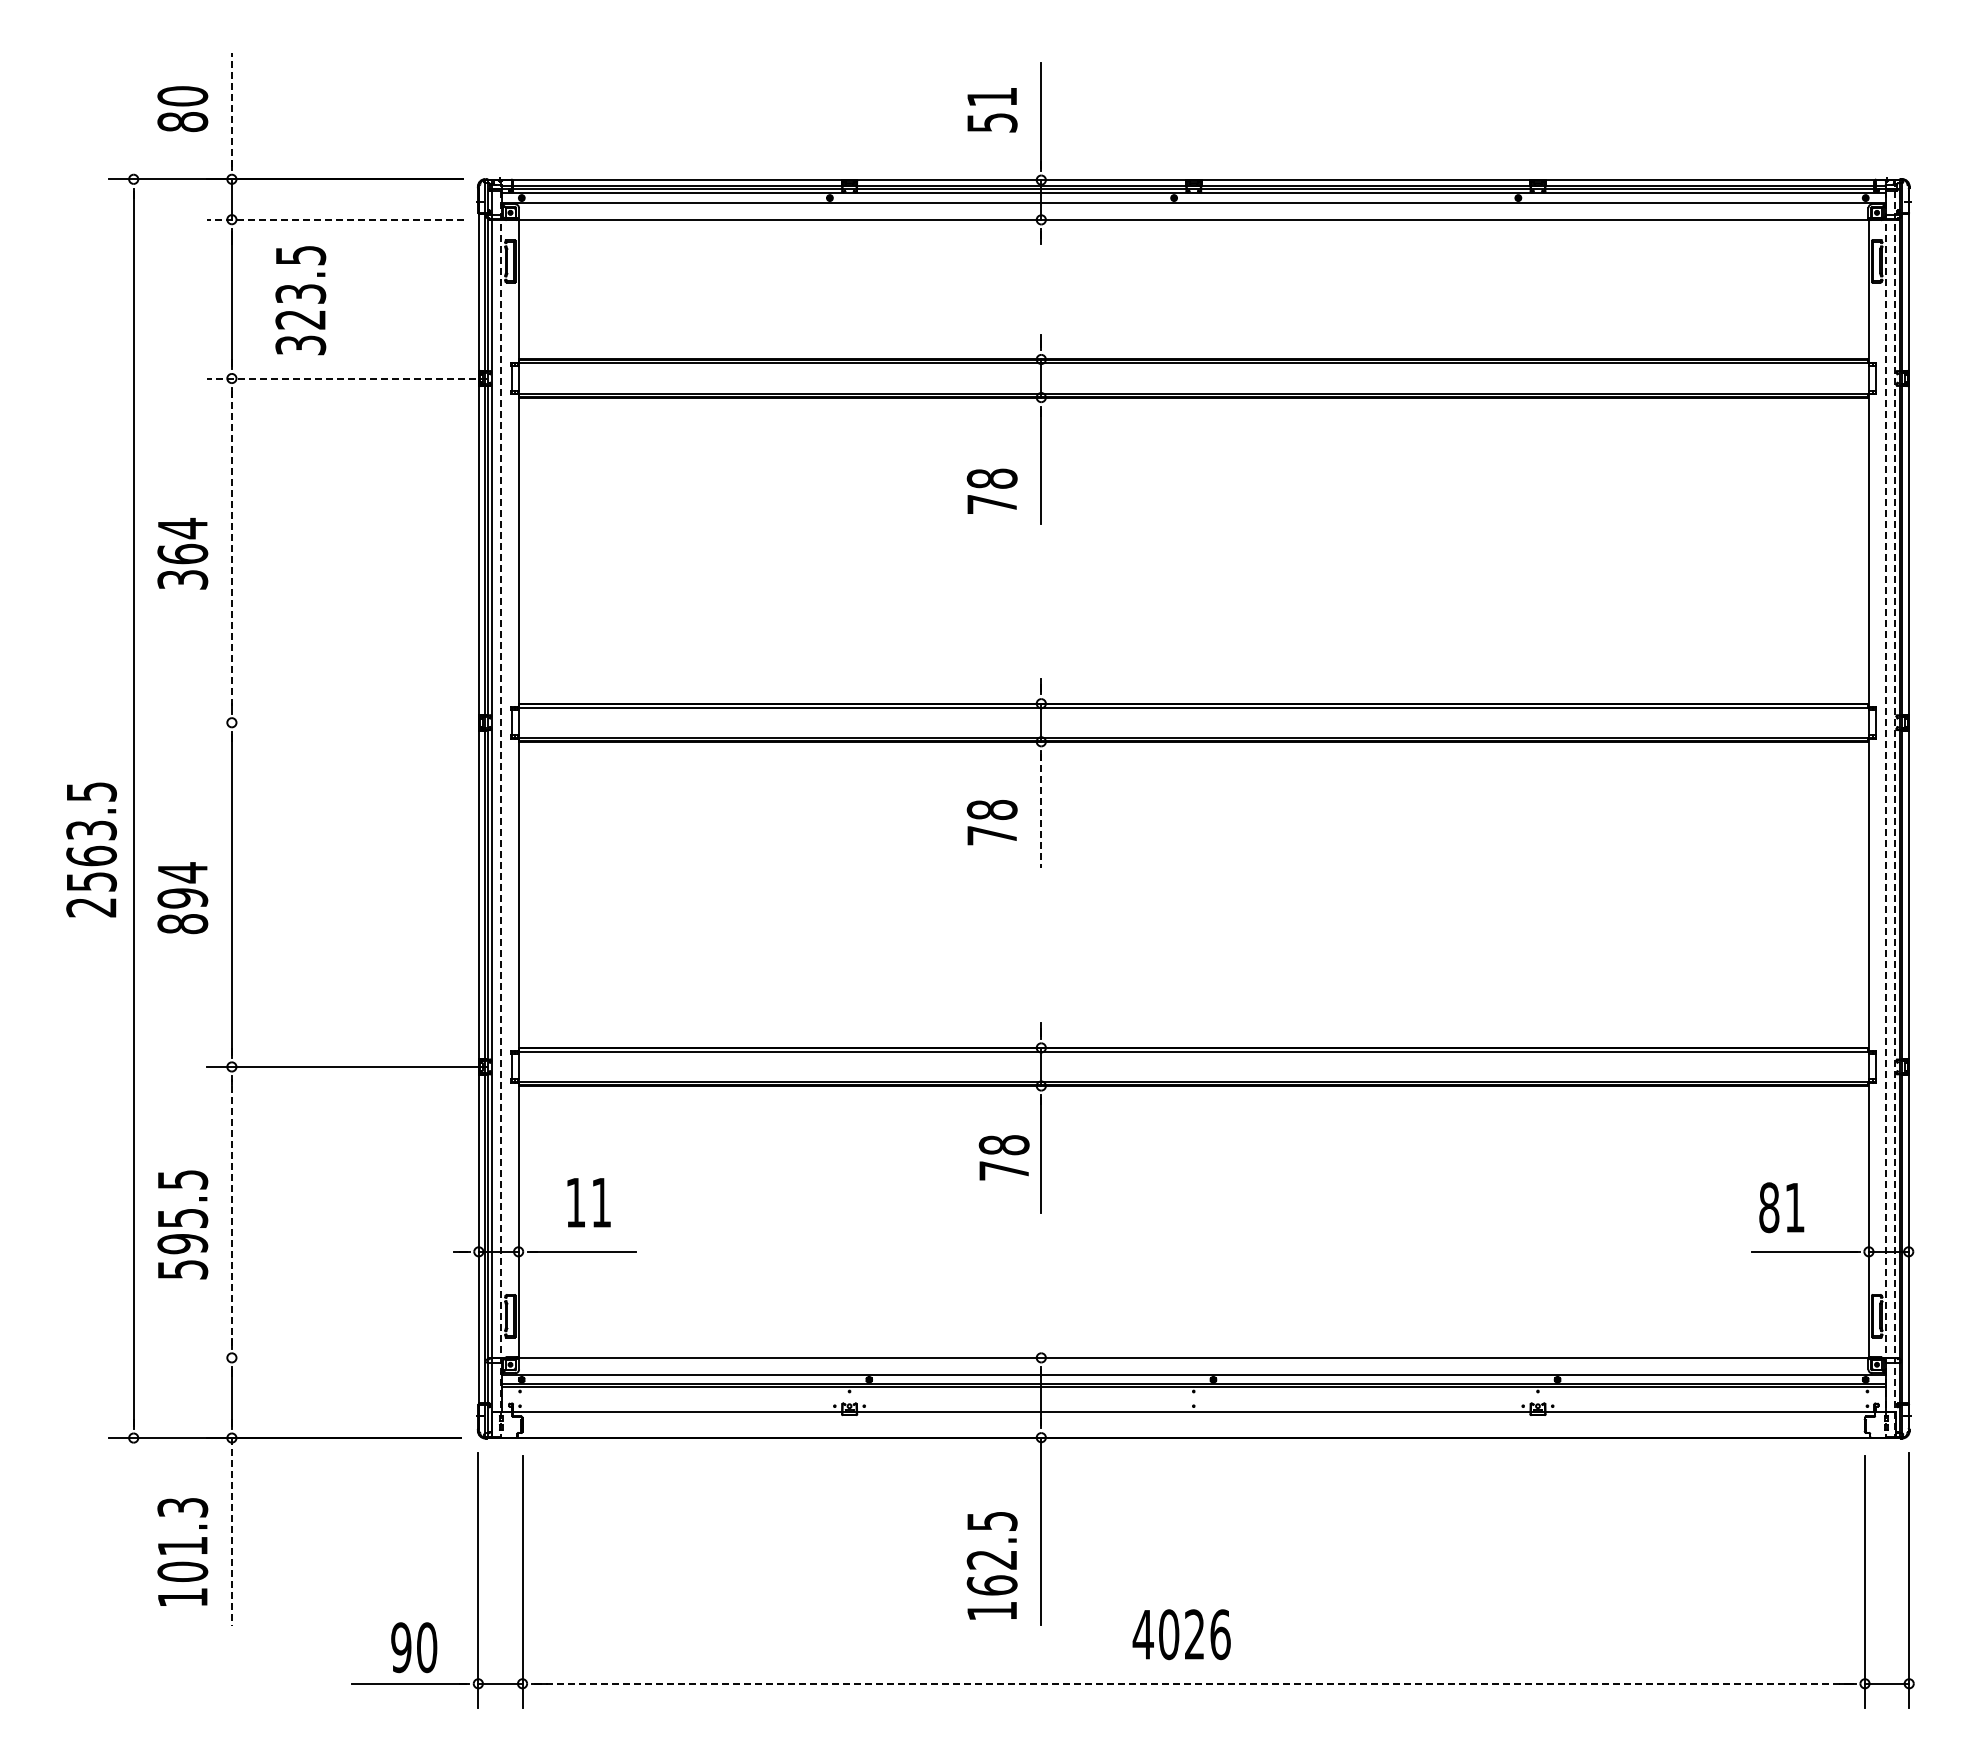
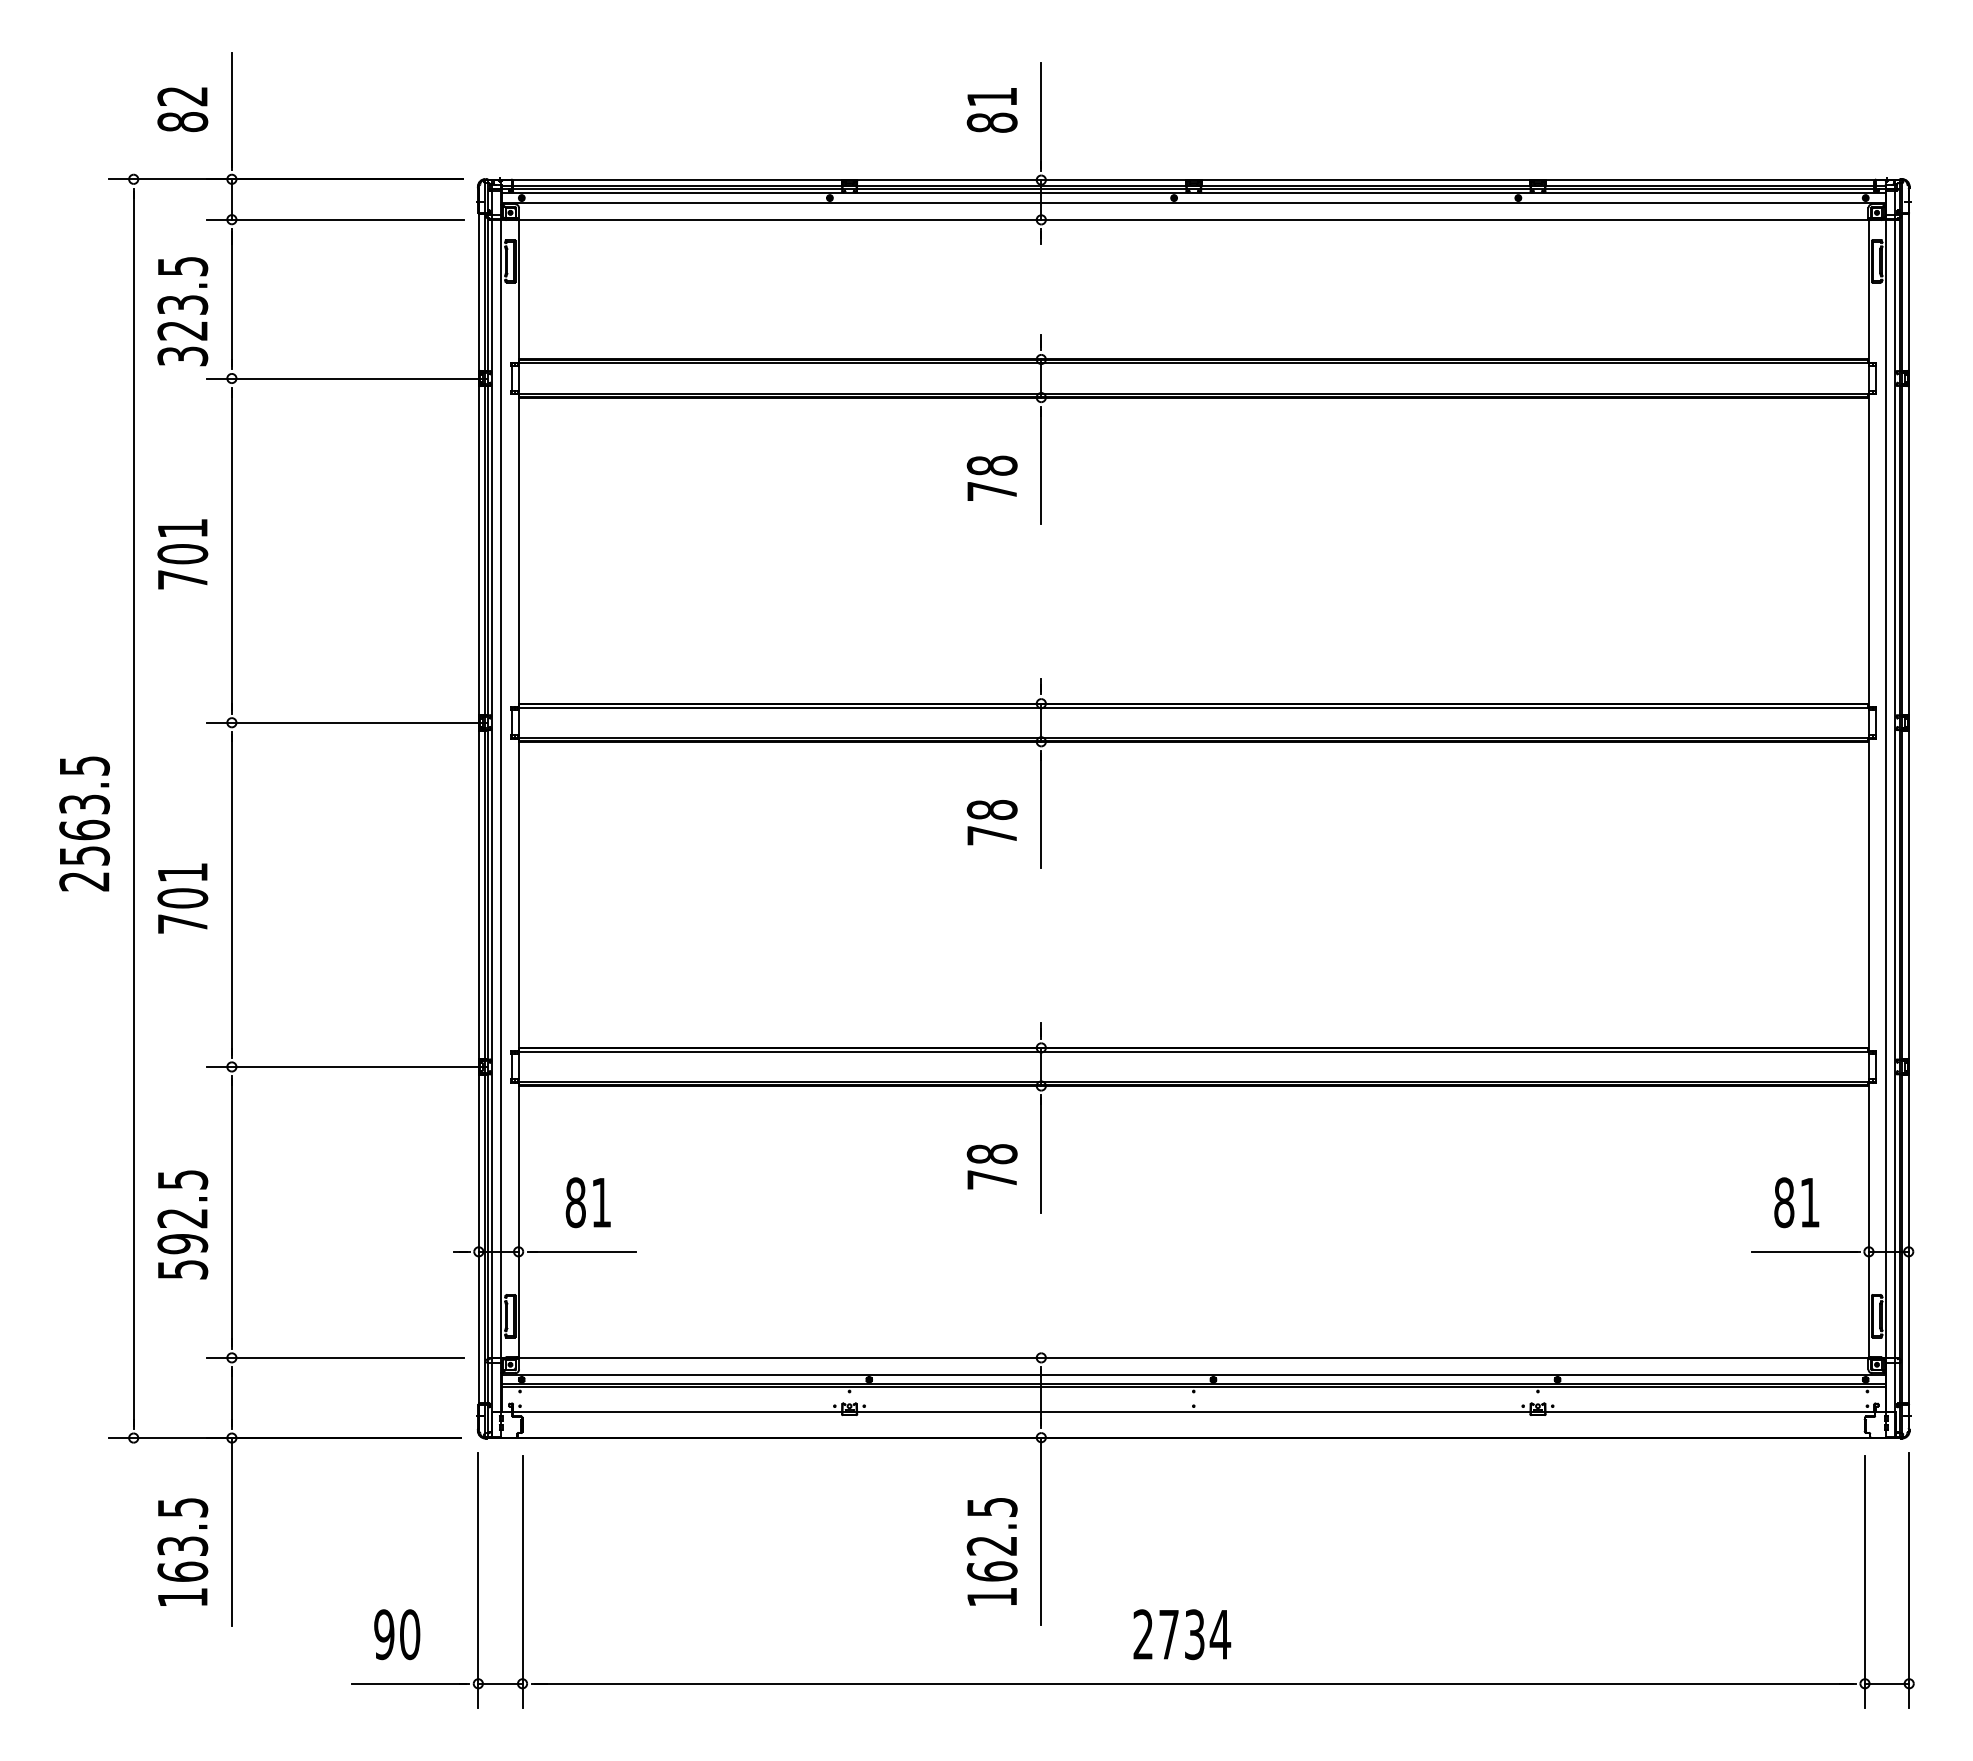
text: 80 -> 82 (182, 96)
line: dashed -> solid (231, 109)
text: 51 -> 81 (991, 122)
line: dashed -> solid (335, 219)
text position: (300, 300) -> (182, 311) (182, 311)
line: dashed -> solid (347, 378)
text position: (991, 490) -> (991, 477) (991, 477)
line: dashed -> solid (231, 550)
text: 364 -> 701 (182, 553)
line: none -> present (347, 722)
line: dashed -> solid (501, 809)
line: dashed -> solid (1886, 809)
line: dashed -> solid (1895, 809)
line: dashed -> solid (1041, 811)
text position: (91, 849) -> (84, 823) (84, 823)
text: 894 -> 701 (182, 898)
text position: (1003, 1157) -> (991, 1166) (991, 1166)
text: 11 -> 81 (575, 1202)
text position: (1781, 1207) -> (1796, 1202) (1796, 1202)
line: dashed -> solid (231, 1211)
text: 595.5 -> 592.5 (182, 1218)
line: none -> present (335, 1357)
line: dashed -> solid (231, 1531)
text: 101.3 -> 163.5 (182, 1539)
text position: (991, 1565) -> (991, 1551) (991, 1551)
text: 4026 -> 2734 (1181, 1634)
text position: (414, 1647) -> (397, 1634) (397, 1634)
line: dashed -> solid (1193, 1683)
